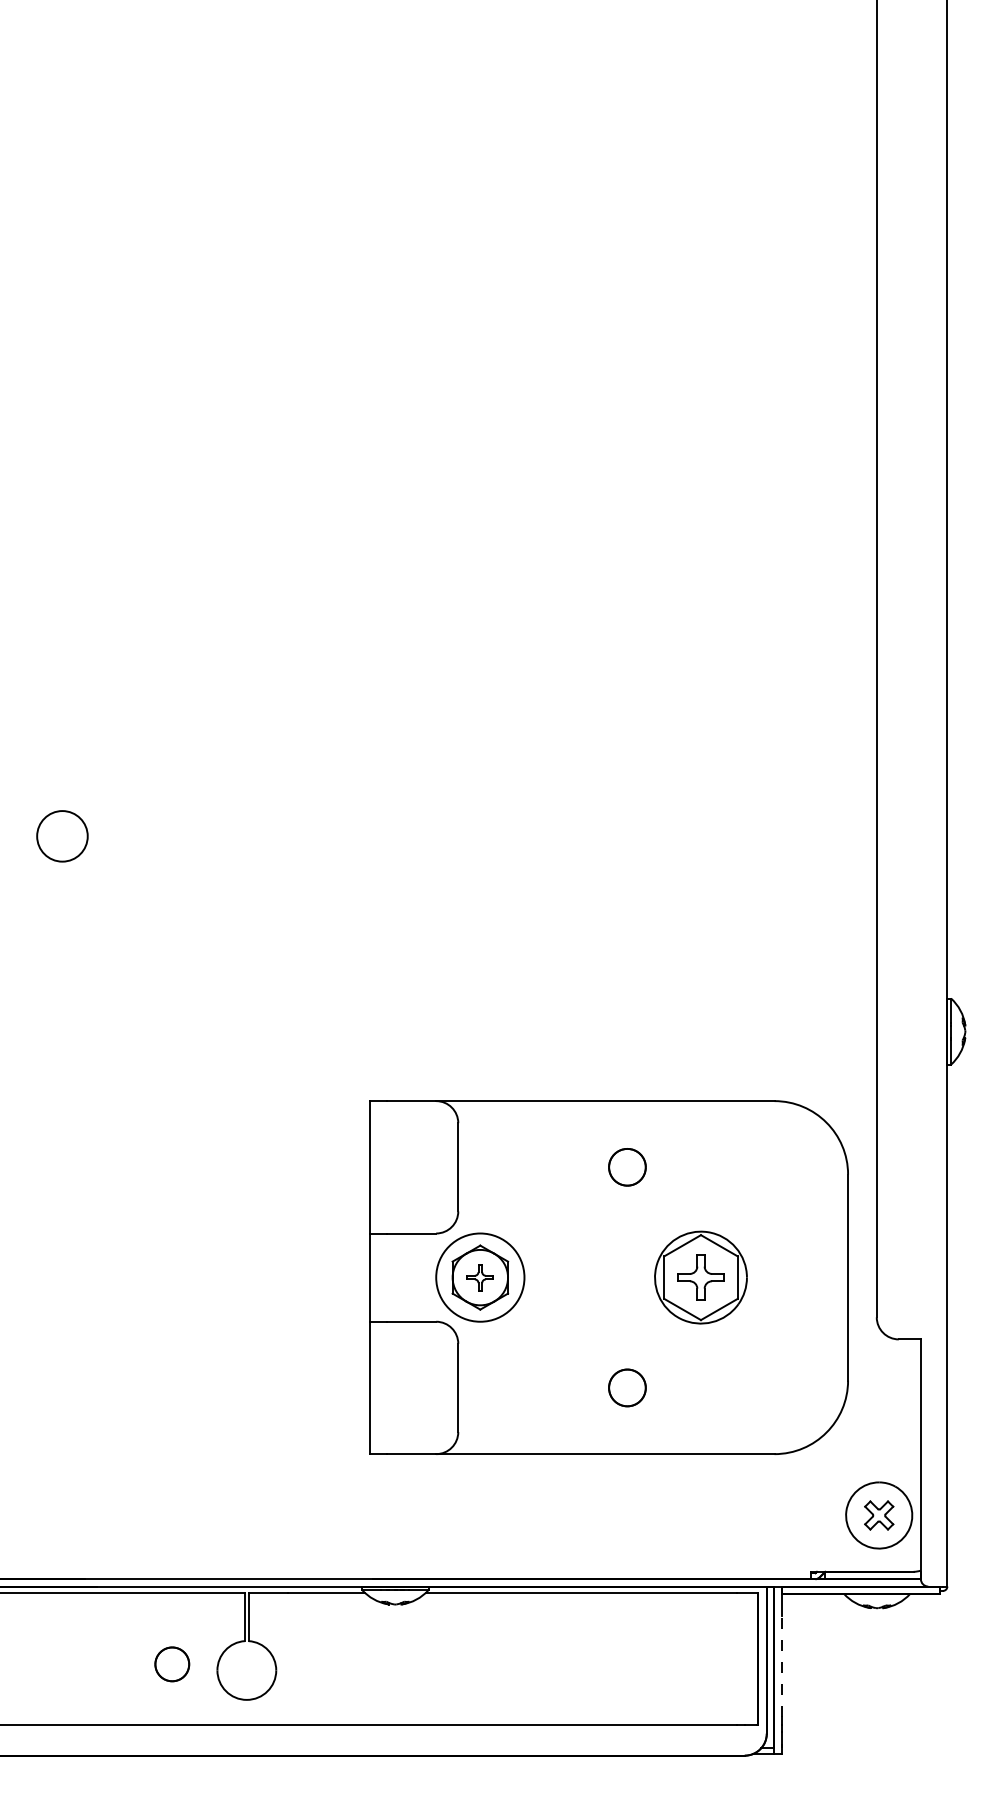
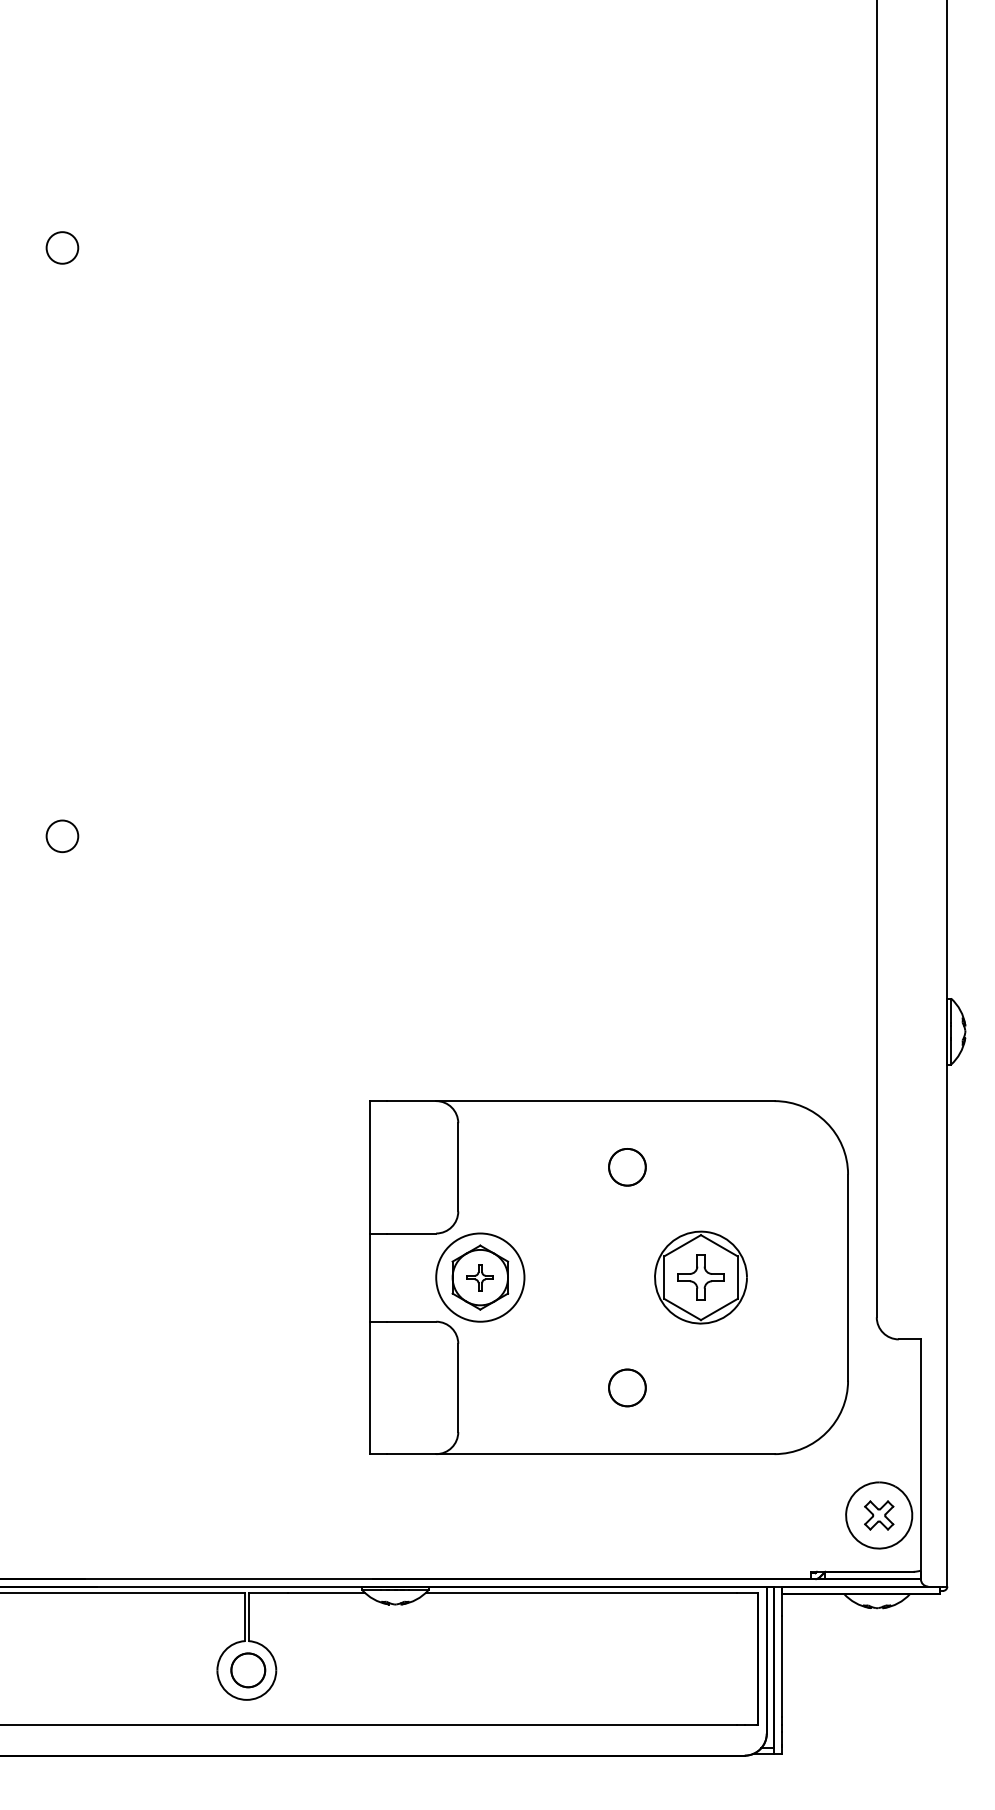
circle: none -> present (62, 247)
circle diameter: 51 px -> 32 px (62, 836)
part position: (172, 1664) -> (248, 1670) (248, 1670)
line: dashed -> solid (781, 1666)
